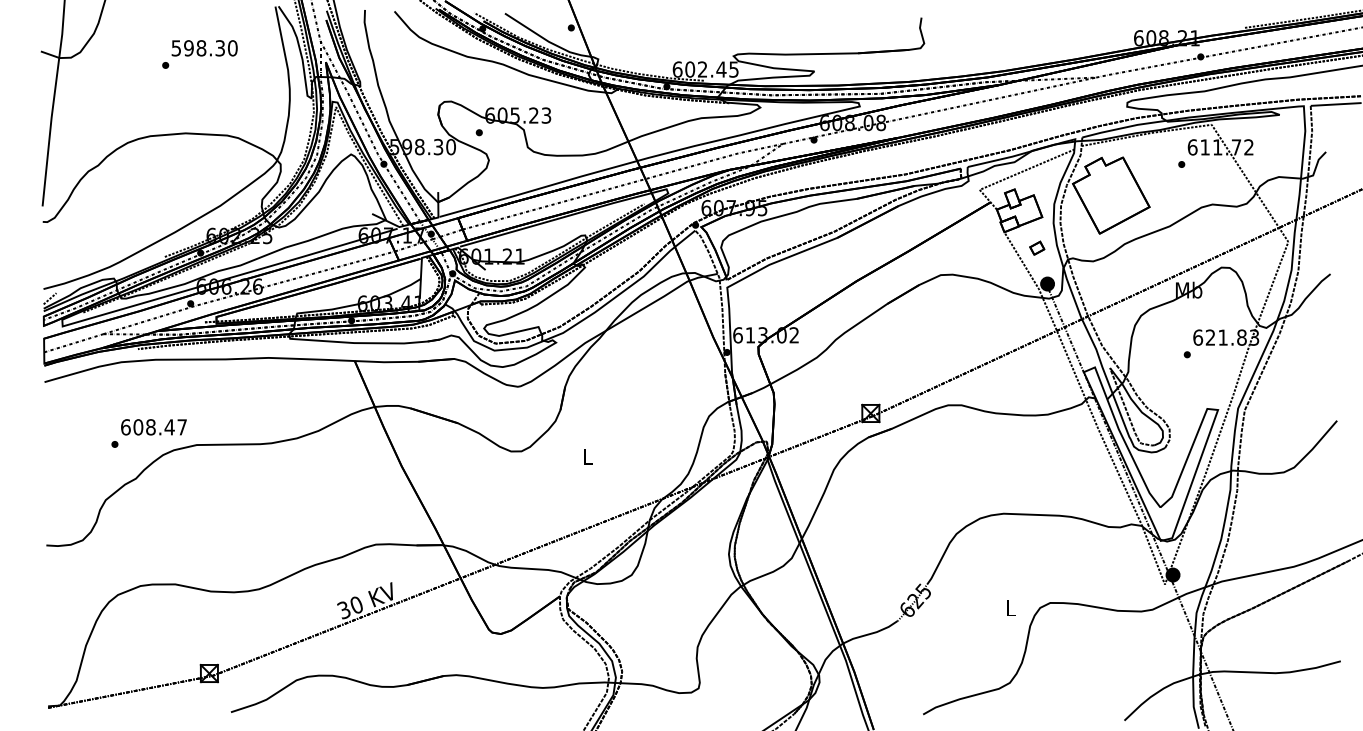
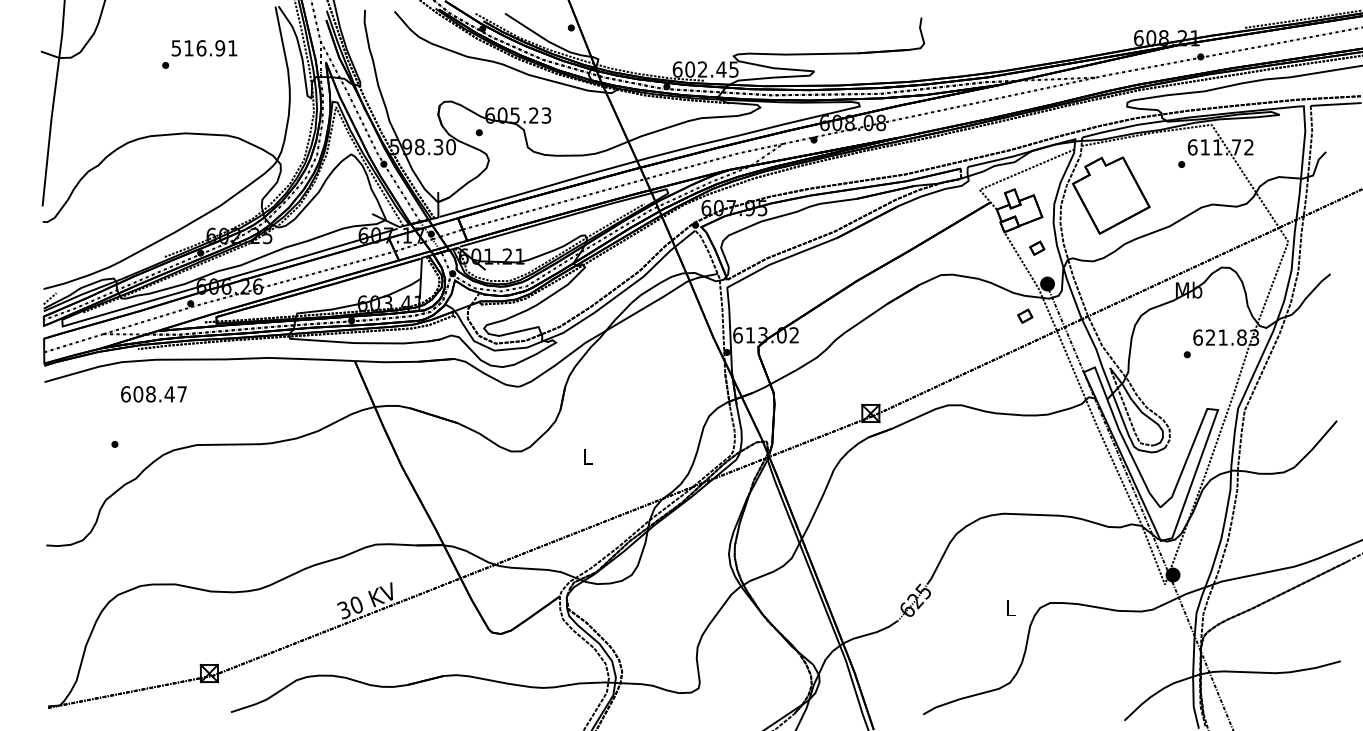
text: 598.30 -> 516.91 (210, 48)
part: none -> present (1025, 315)
text position: (153, 427) -> (153, 394) (153, 394)
